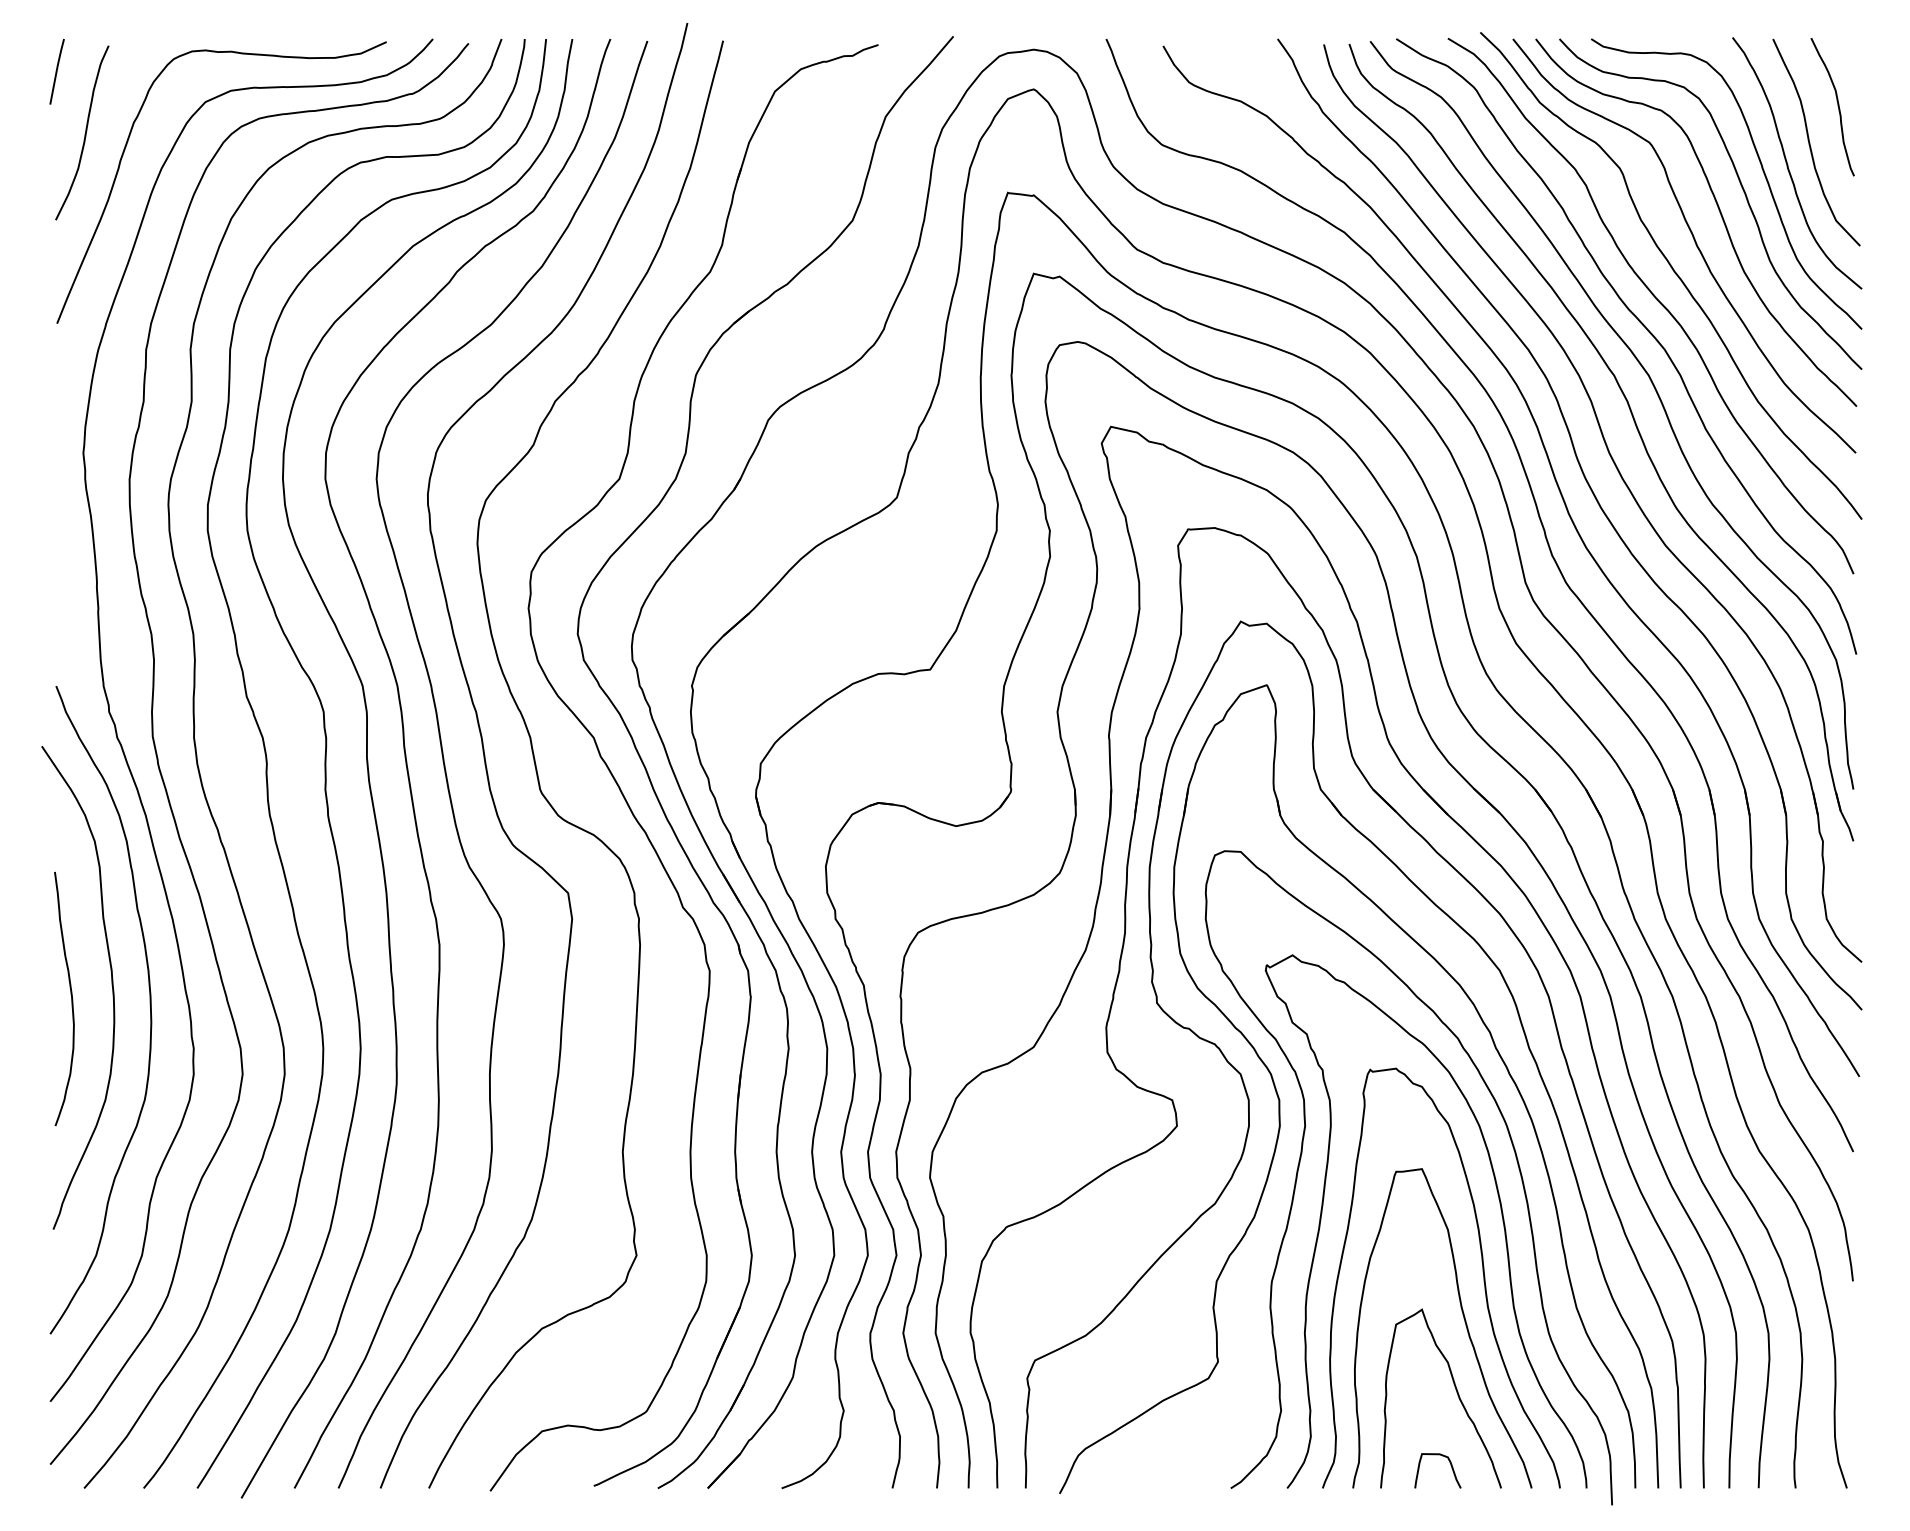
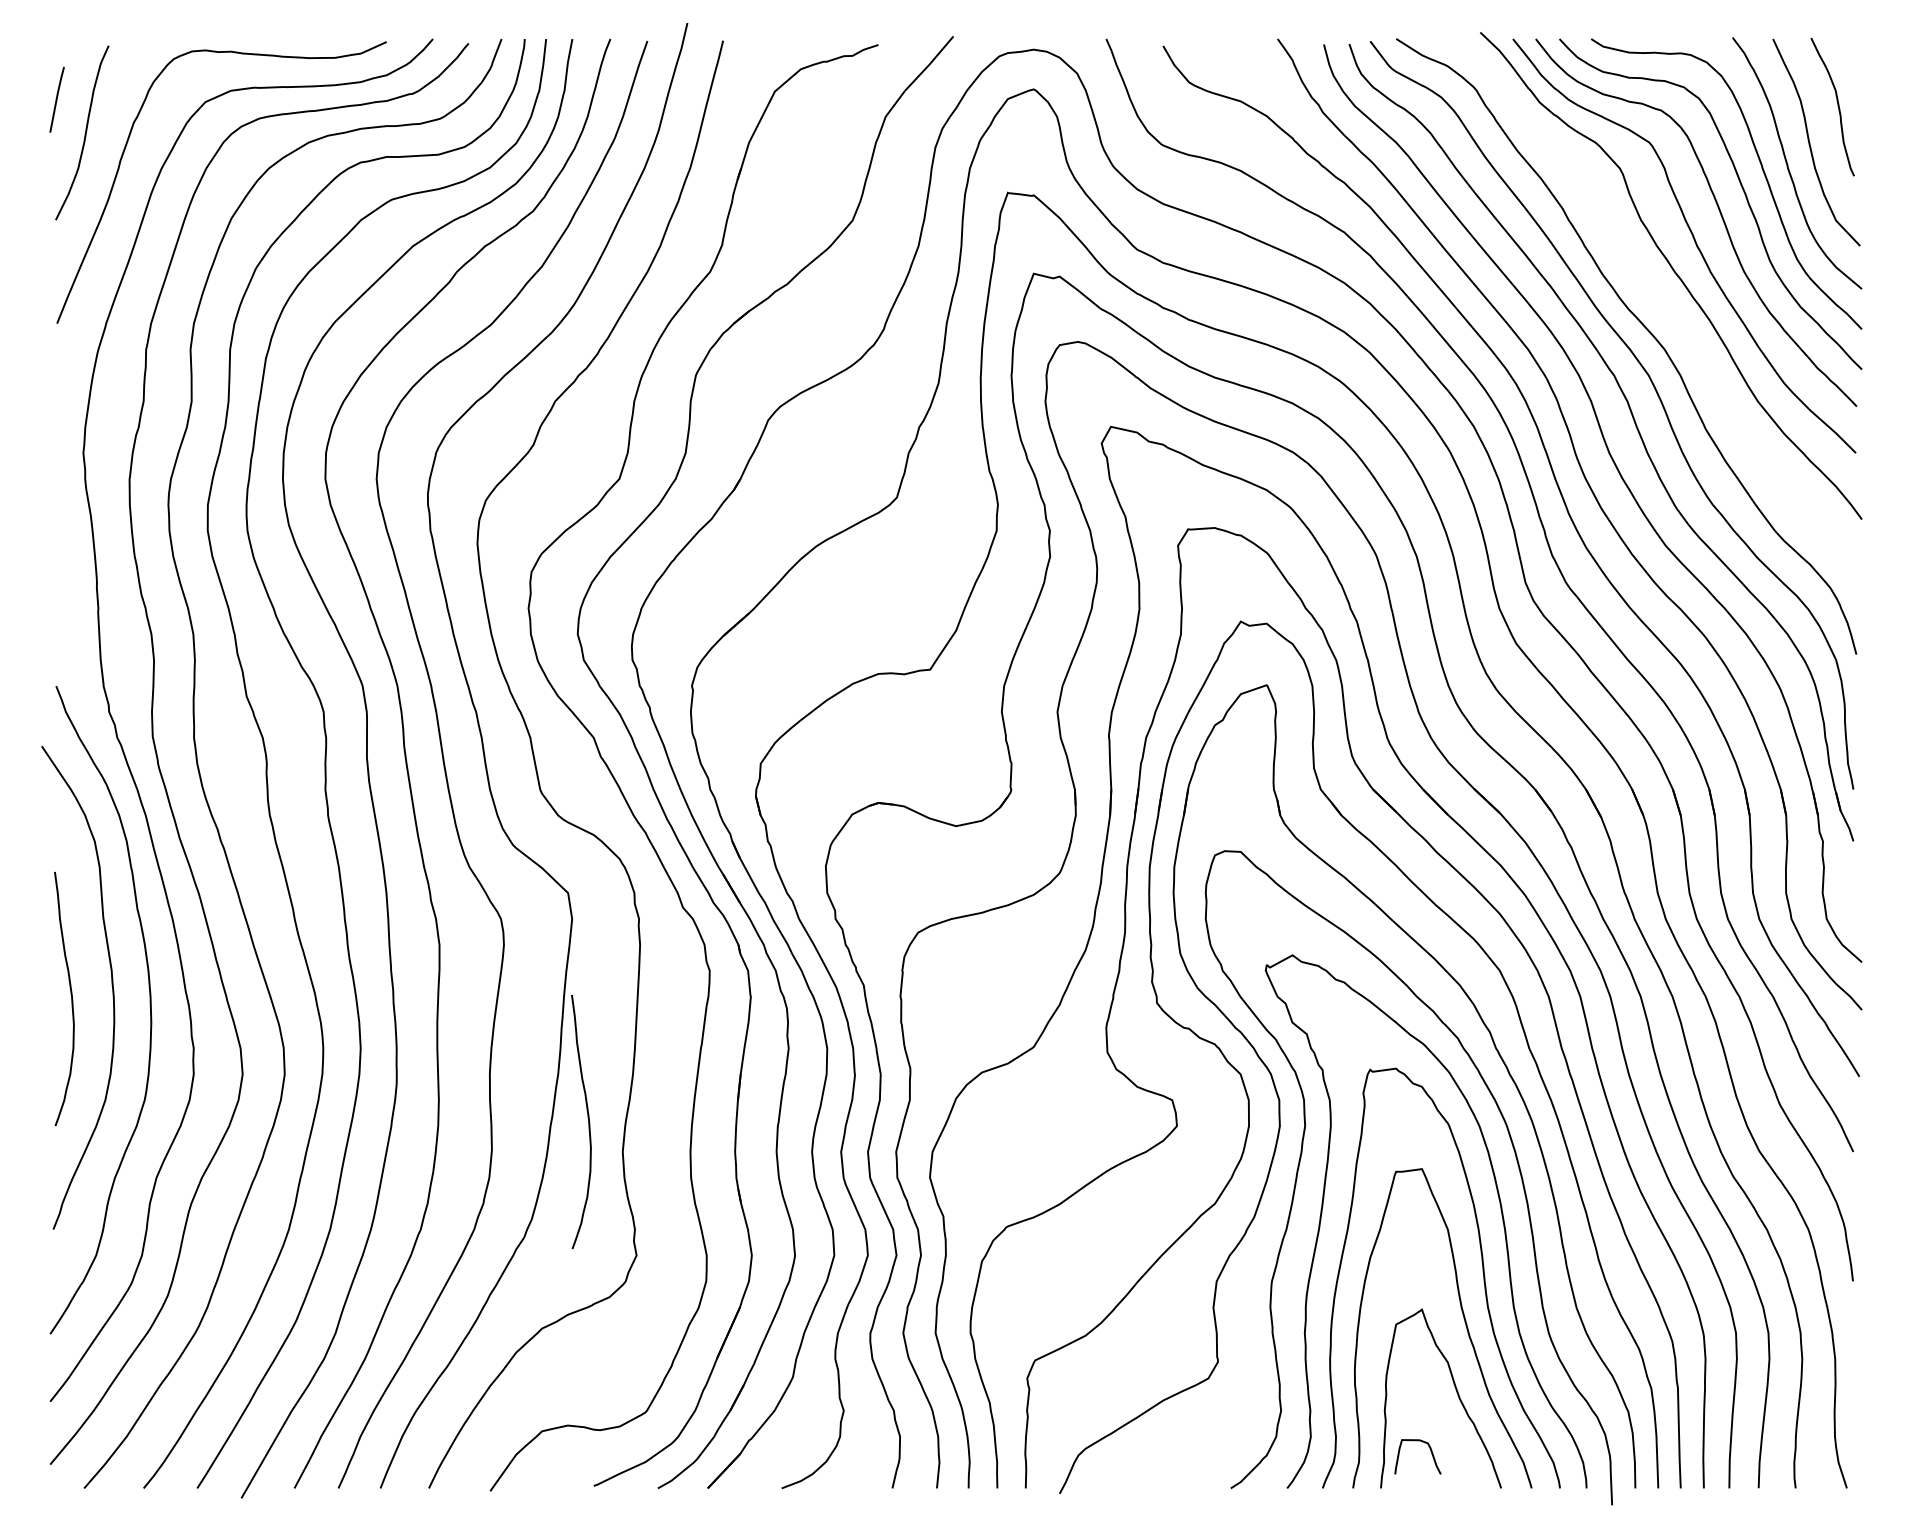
line position: (56, 71) -> (56, 99) (56, 99)
curve: present -> none (1656, 300)
curve: none -> present (587, 1118)
curve position: (1450, 1465) -> (1430, 1451) (1430, 1451)
